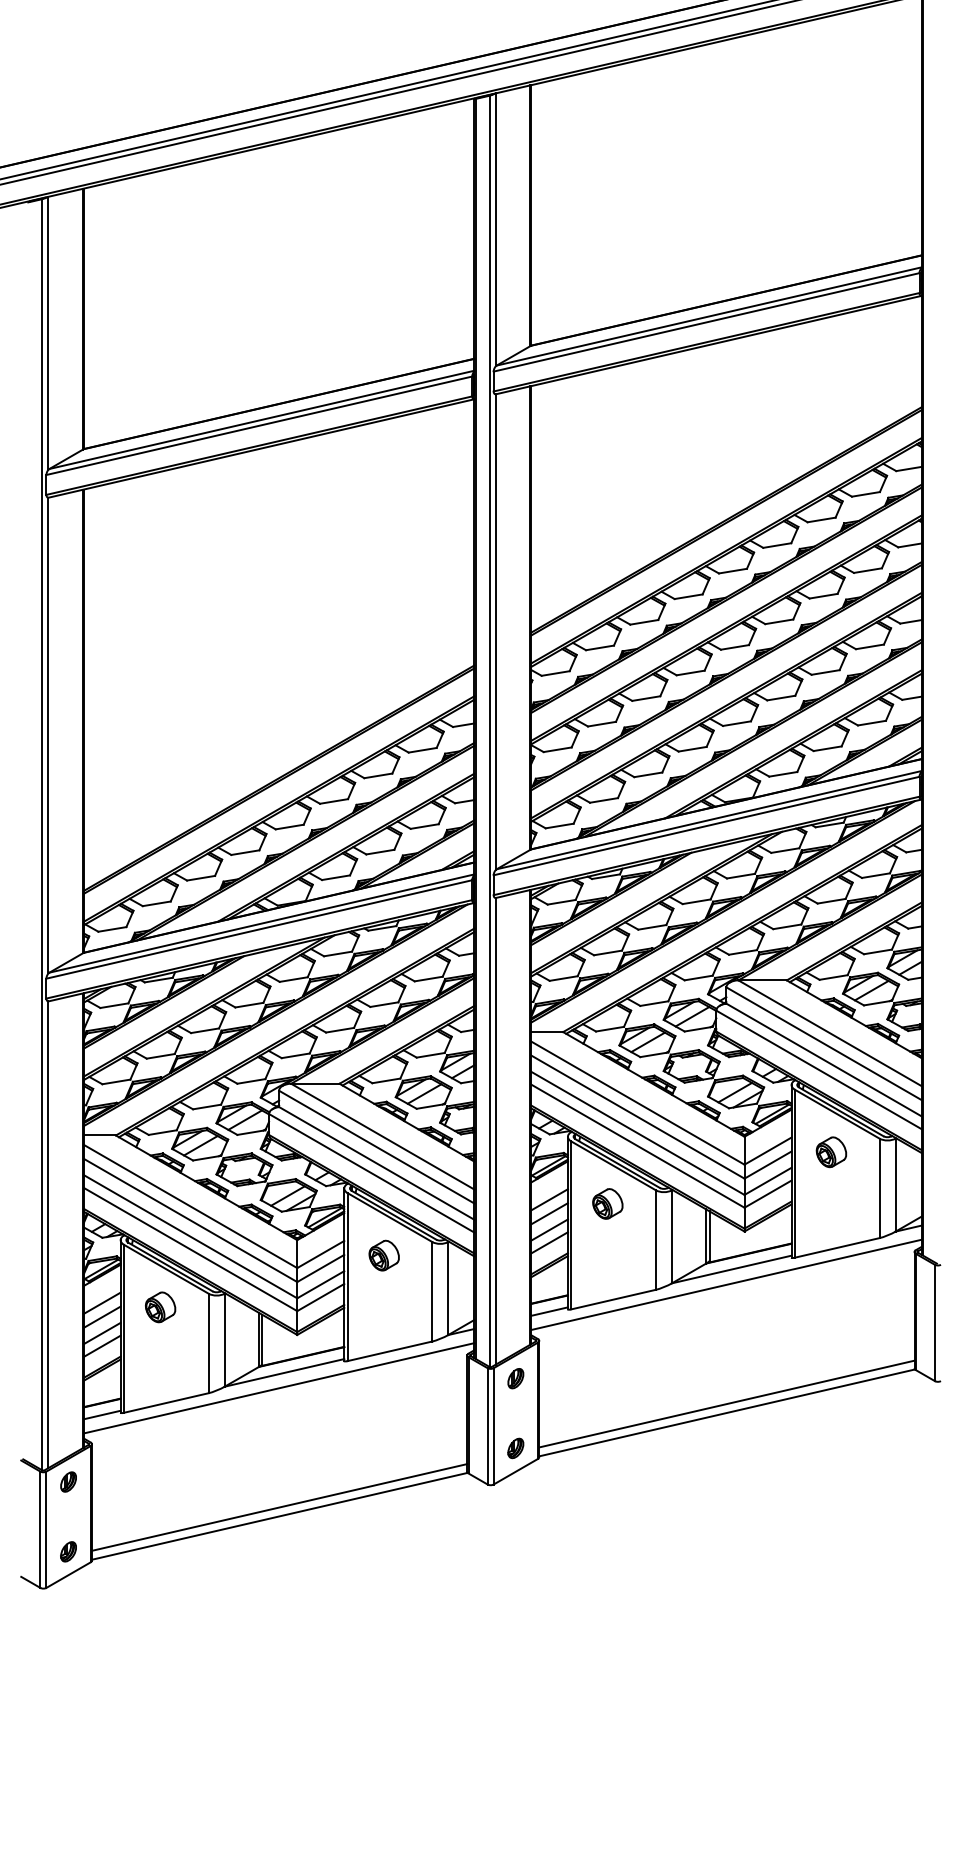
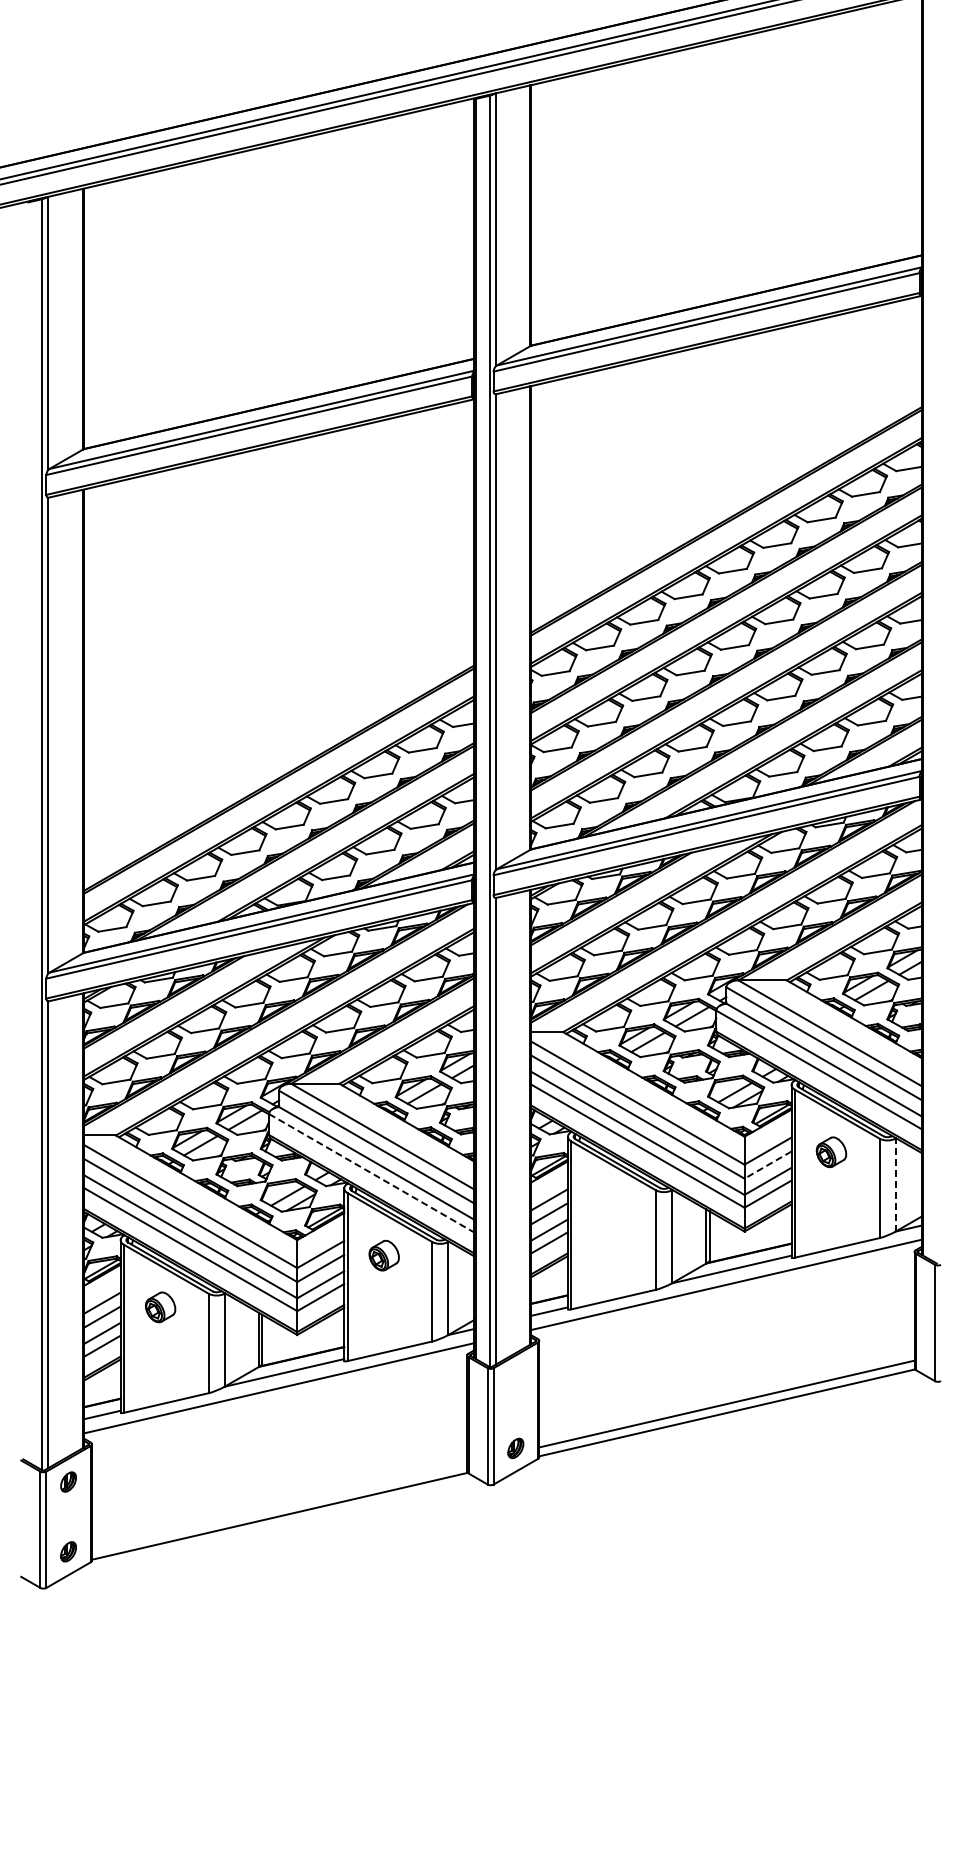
line: solid -> dashed (767, 1165)
line: solid -> dashed (371, 1173)
line: solid -> dashed (895, 1185)
part: present -> none (607, 1203)
part: present -> none (515, 1378)
line: present -> none (279, 1507)
